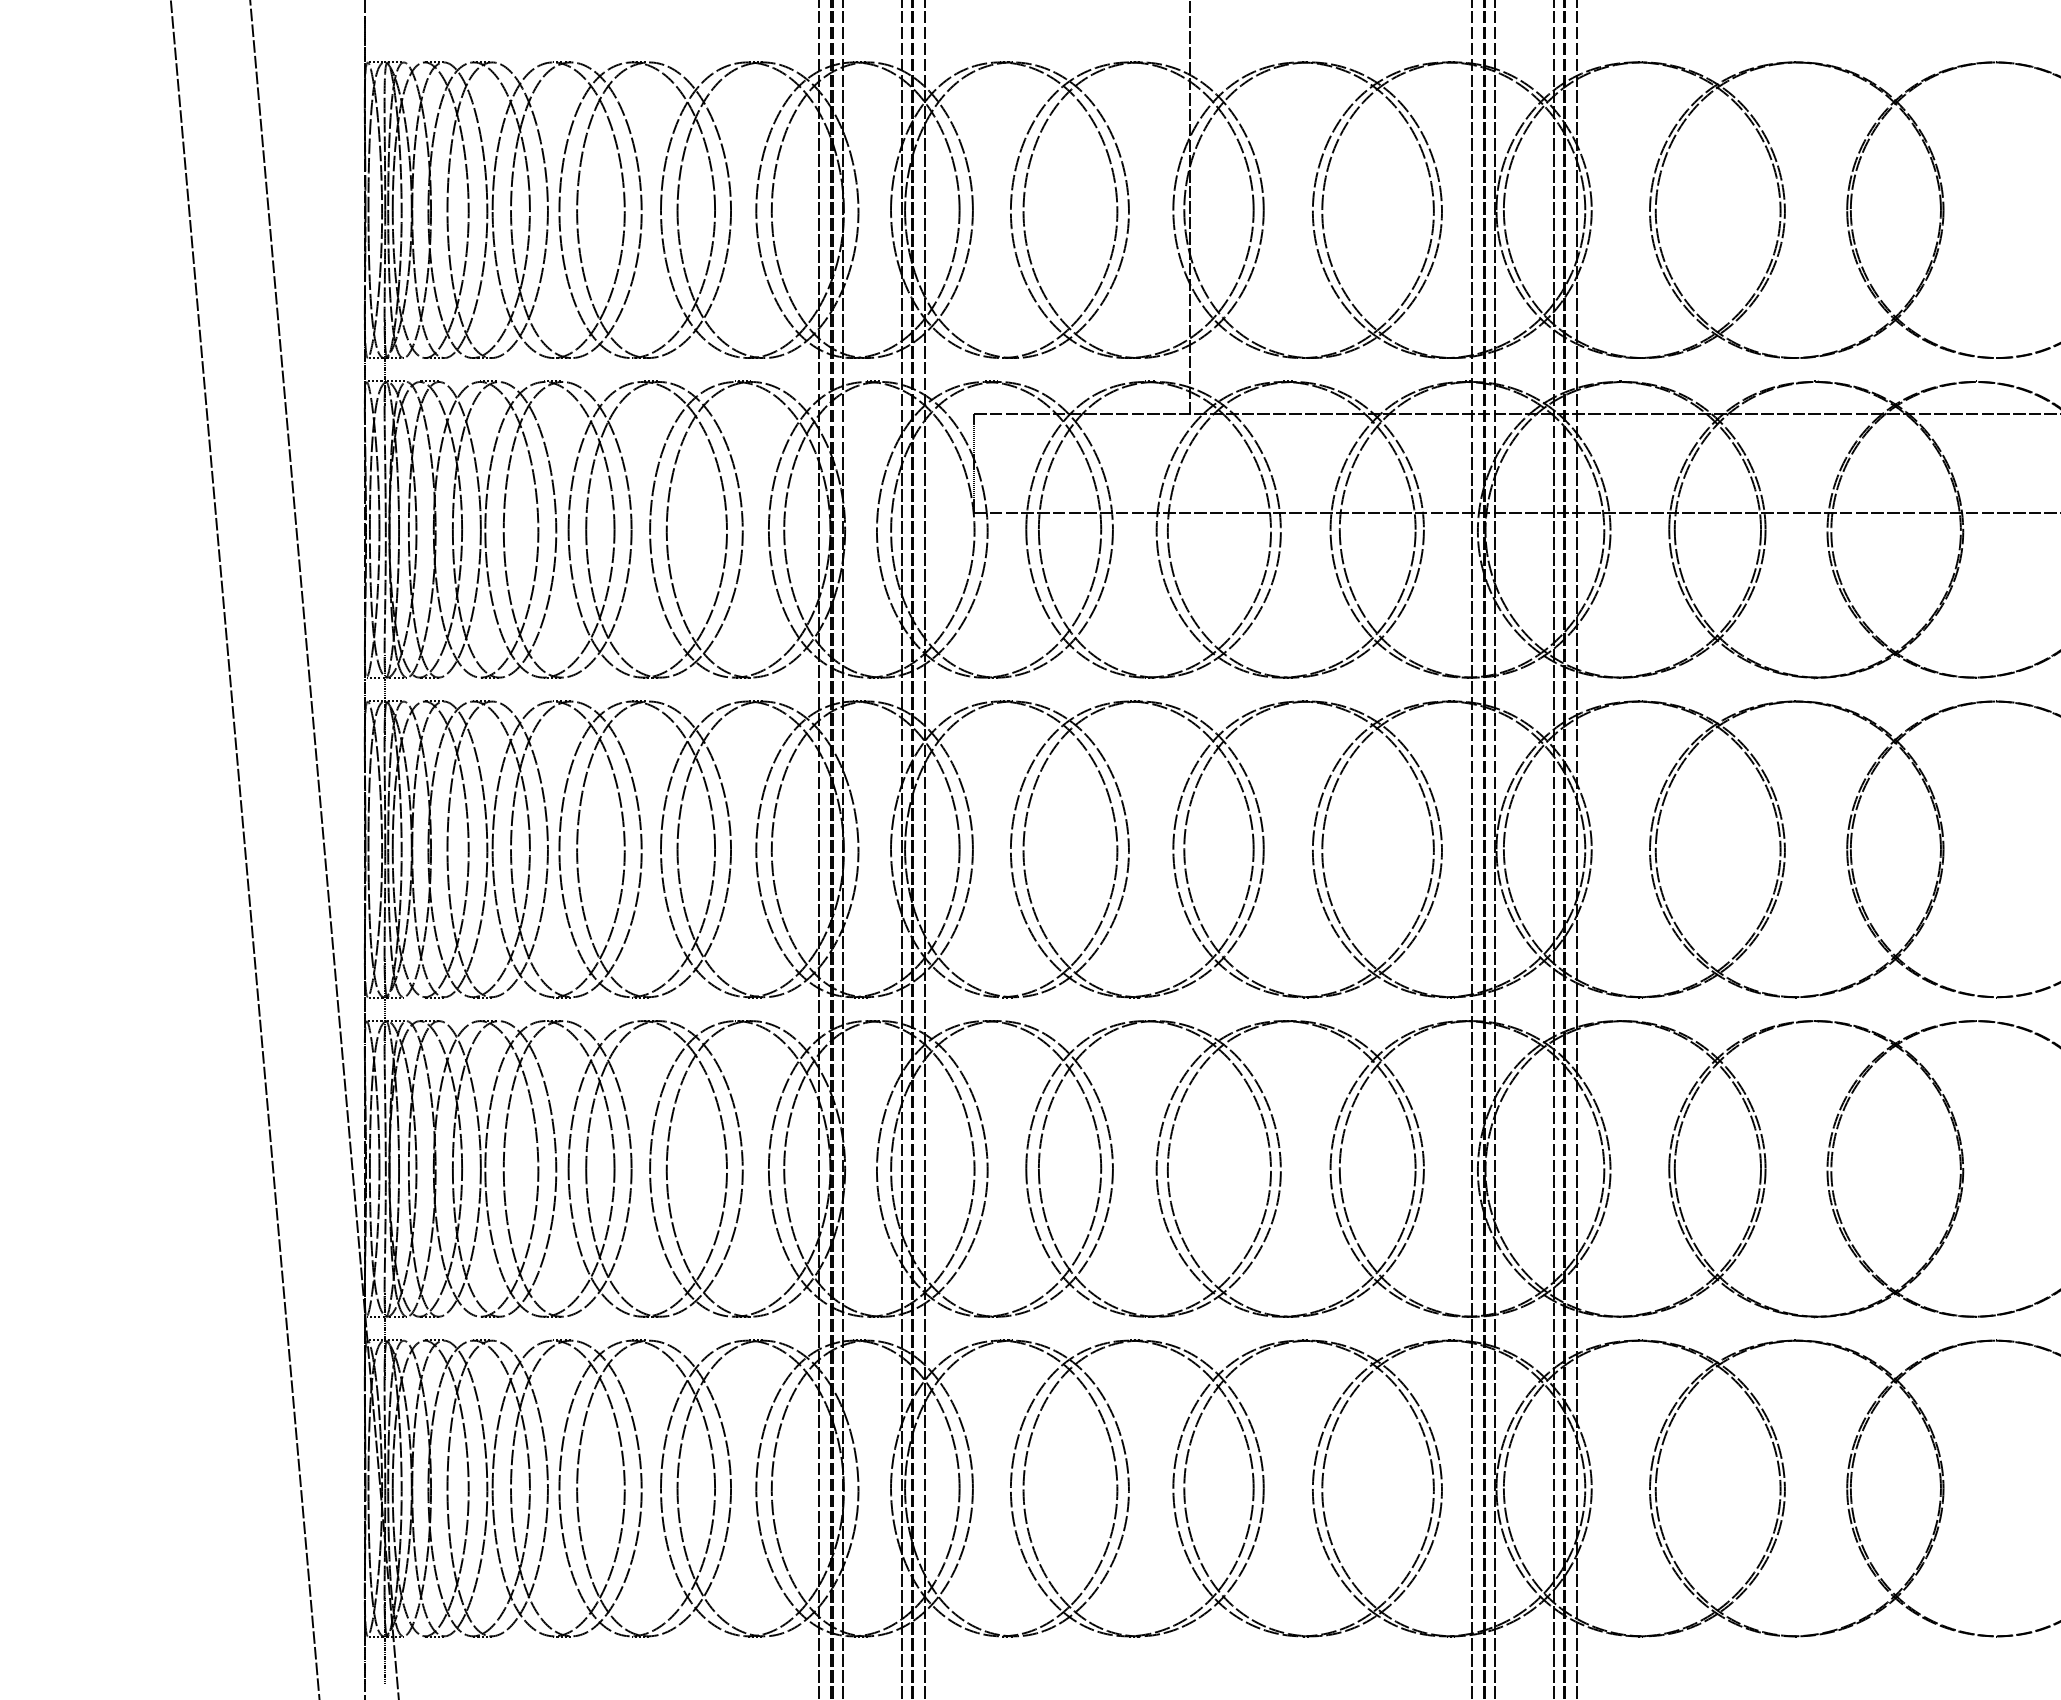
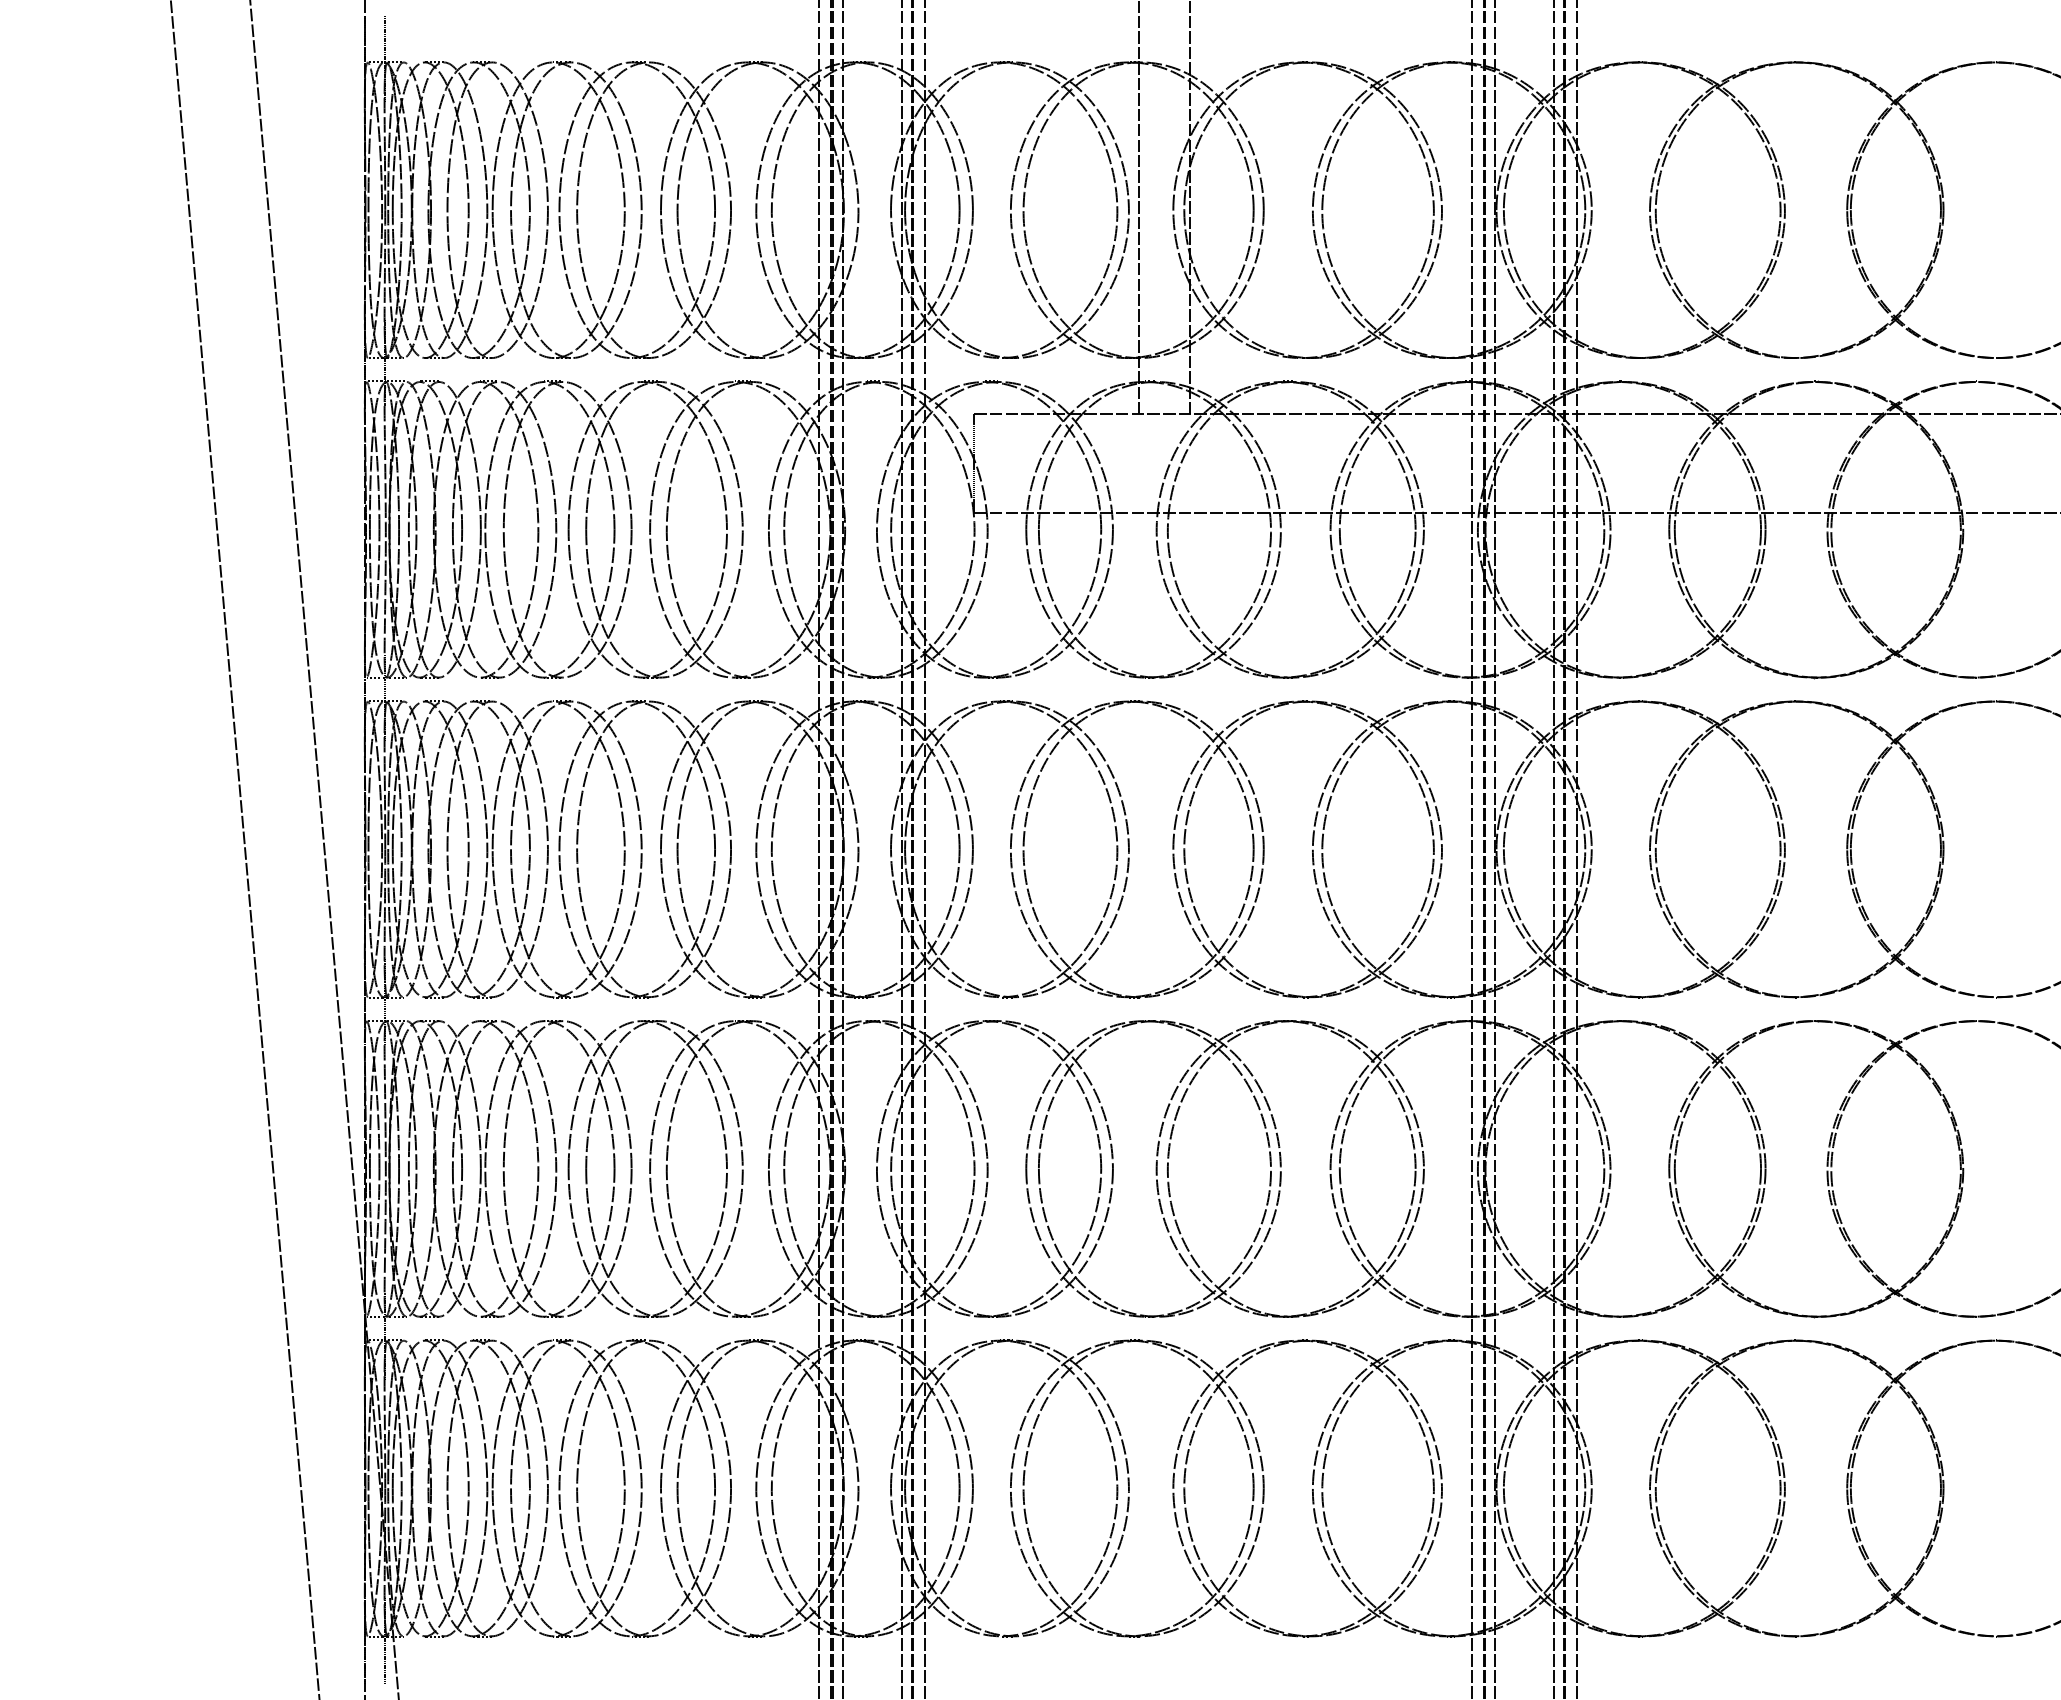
line: none -> present (384, 57)
line: none -> present (1139, 208)
